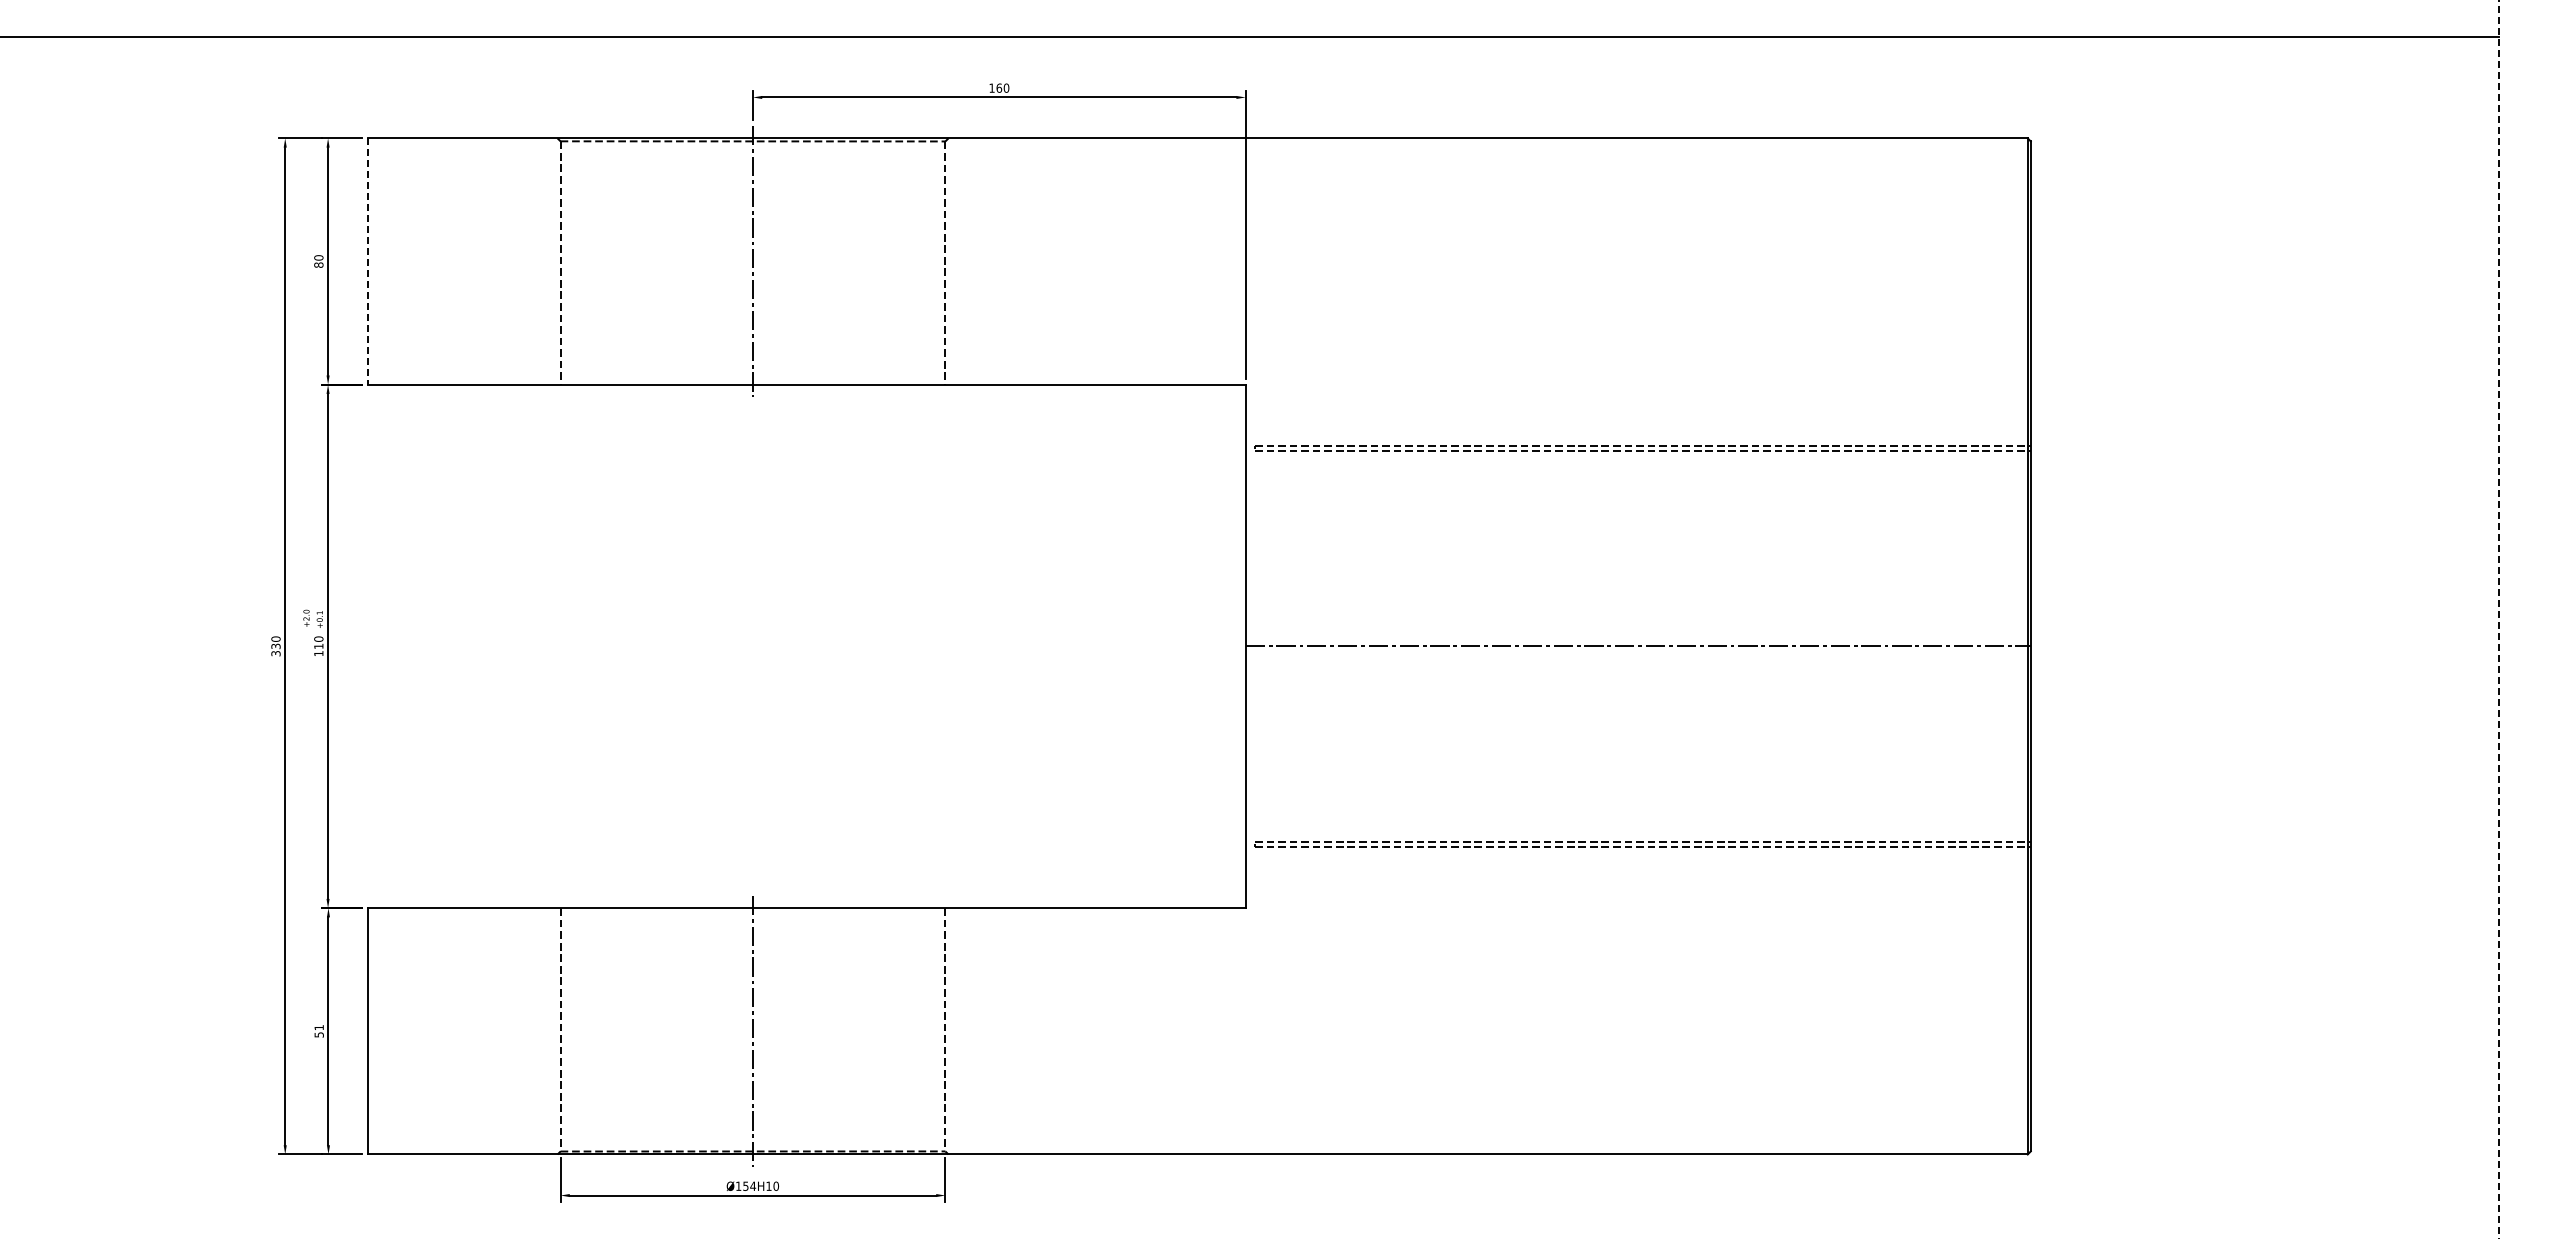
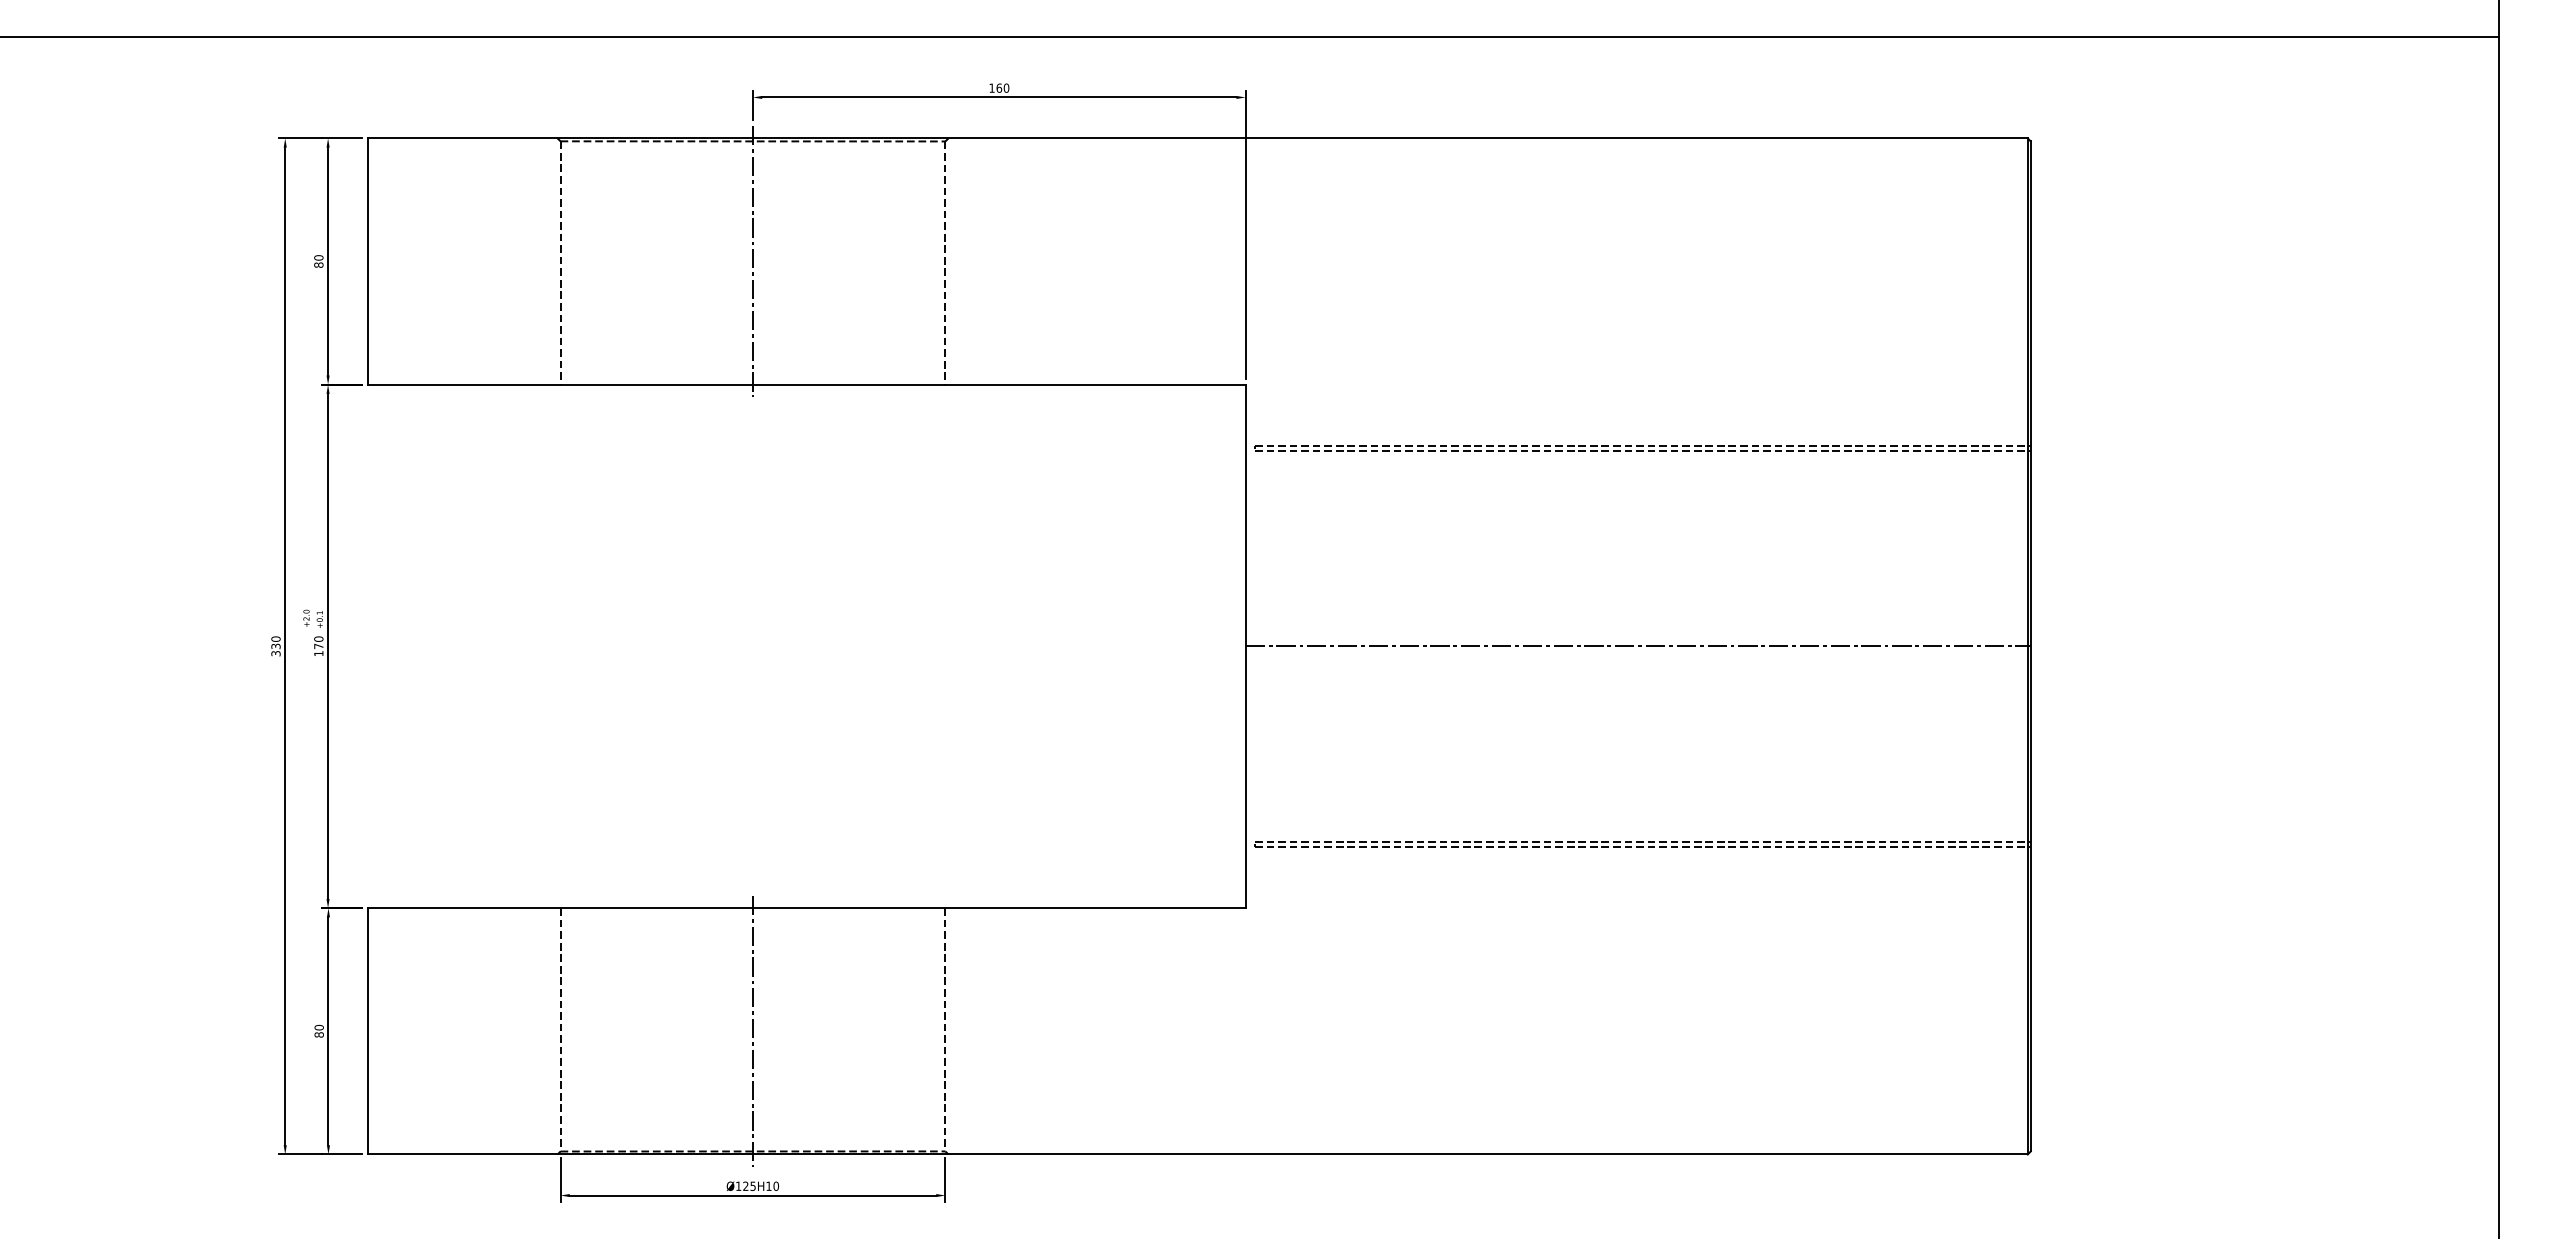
line: dashed -> solid (368, 262)
line: dashed -> solid (2498, 619)
text: 110 -> 170 (318, 646)
text: 51 -> 80 (318, 1030)
text: Ø154H10 -> Ø125H10 (749, 1185)
